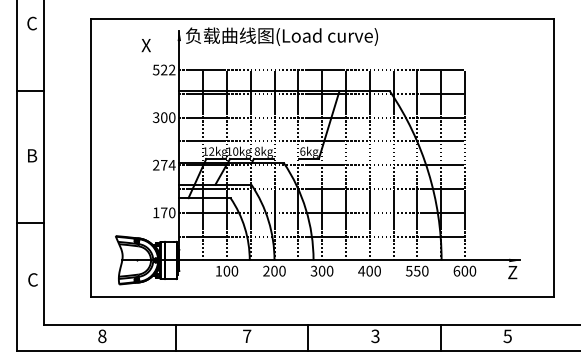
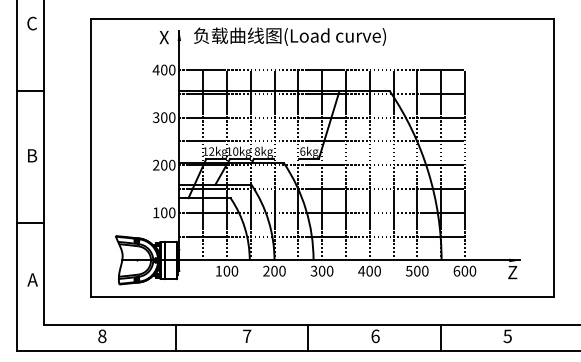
text position: (281, 36) -> (289, 36) (289, 36)
text position: (145, 45) -> (163, 37) (163, 37)
text: 522 -> 400 (163, 69)
text: 274 -> 200 (168, 164)
text: 170 -> 100 (164, 212)
text: 550 -> 500 (417, 270)
text: C -> A (32, 279)
text: 3 -> 6 (375, 336)
